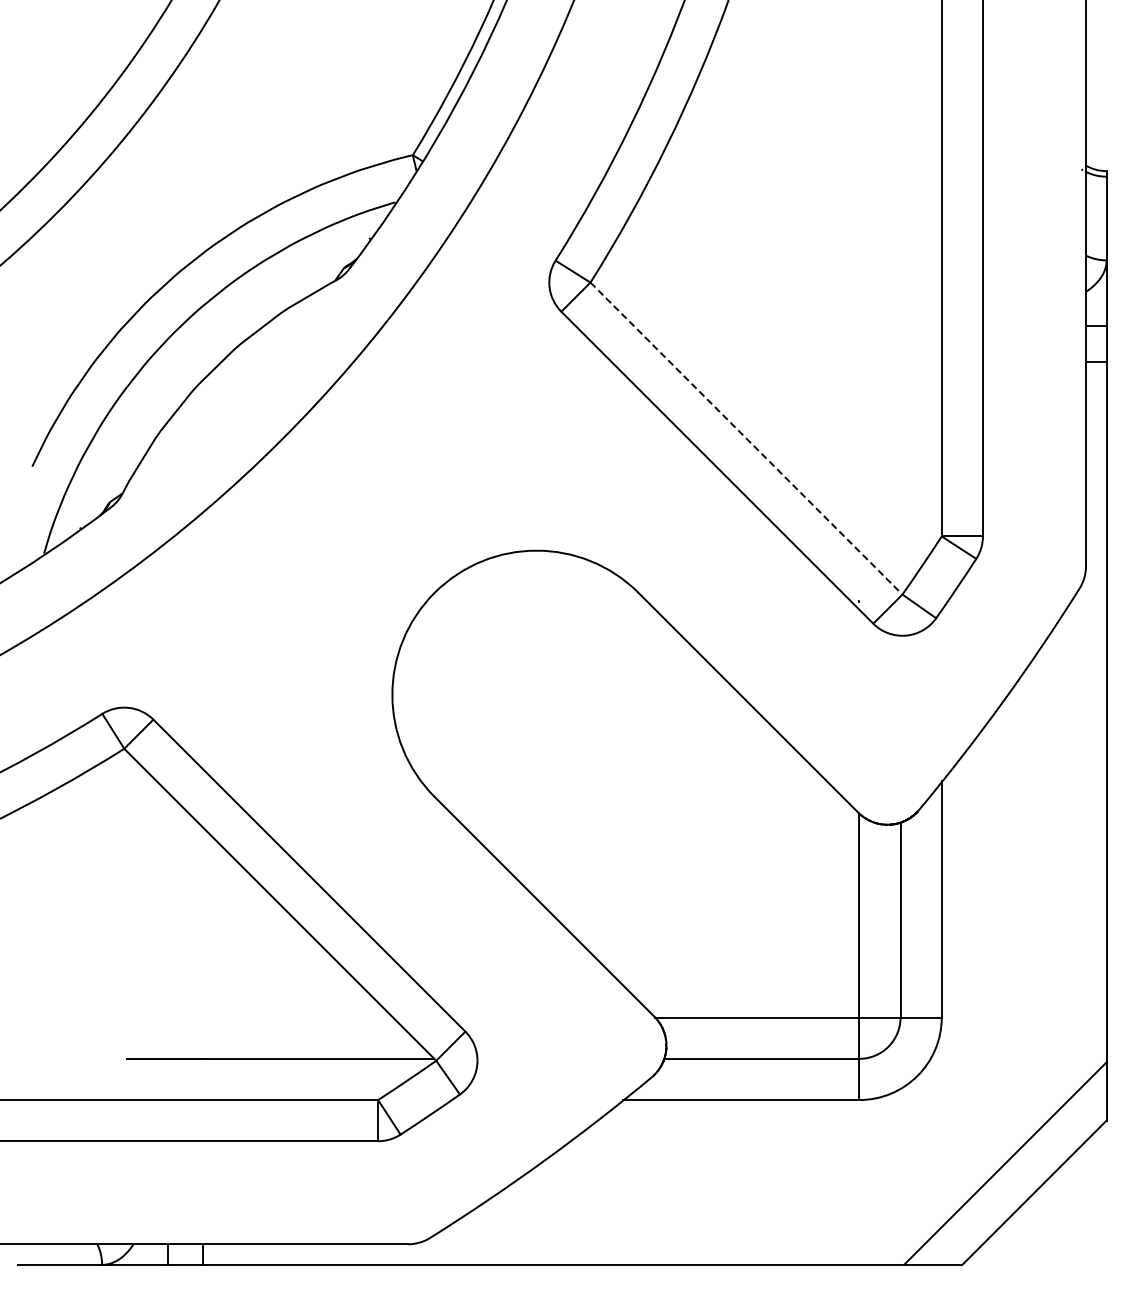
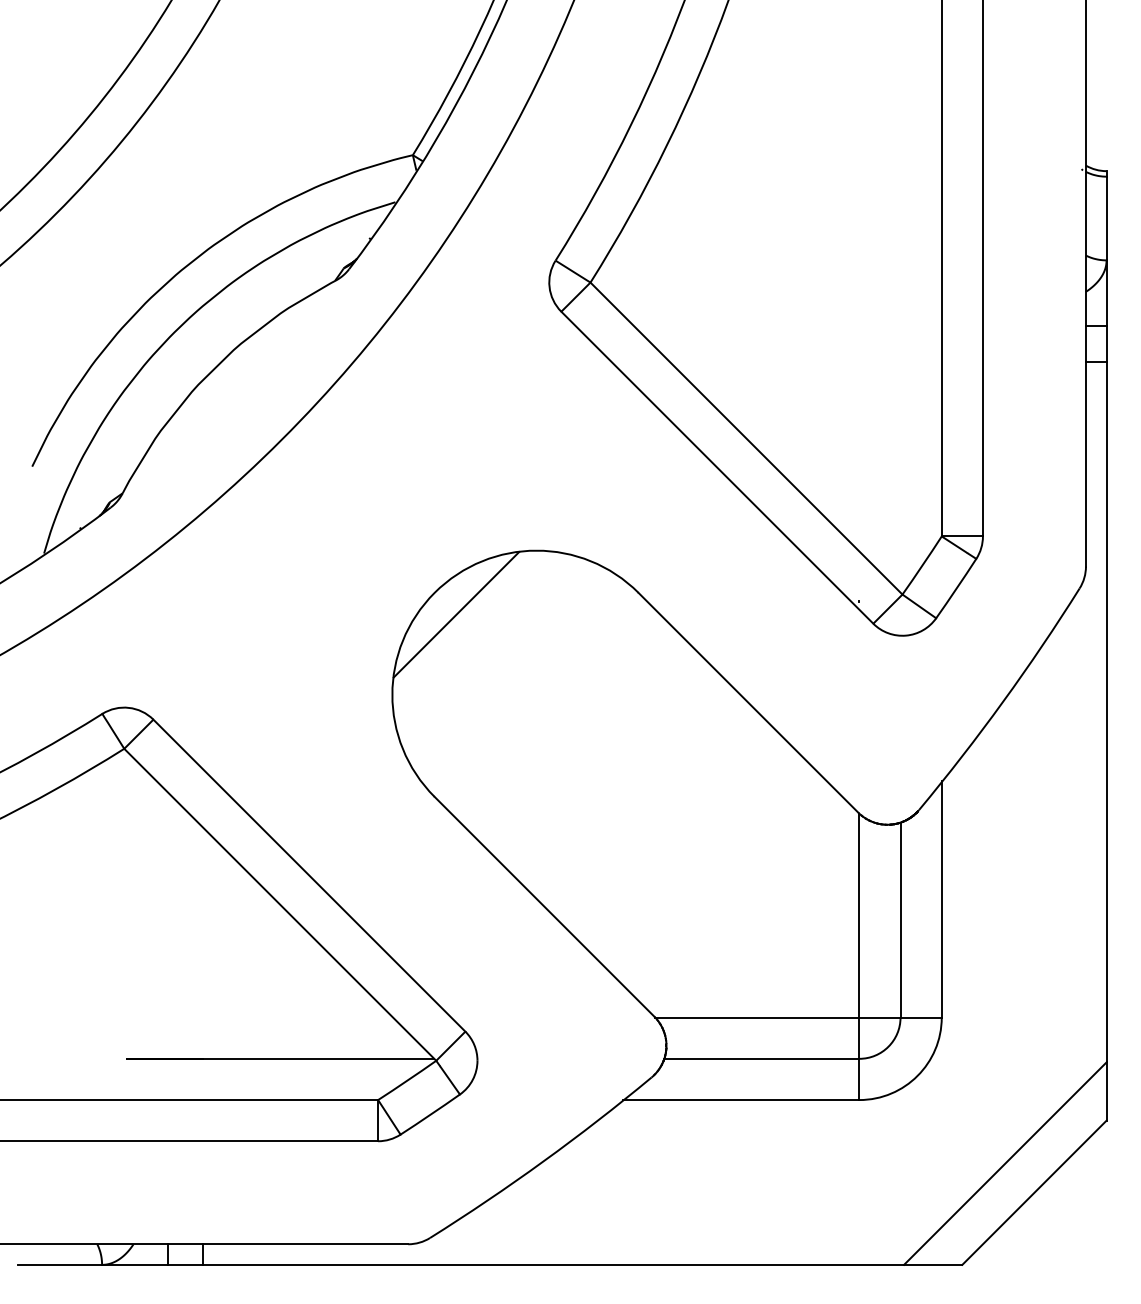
line: dashed -> solid (746, 438)
line: none -> present (456, 614)
